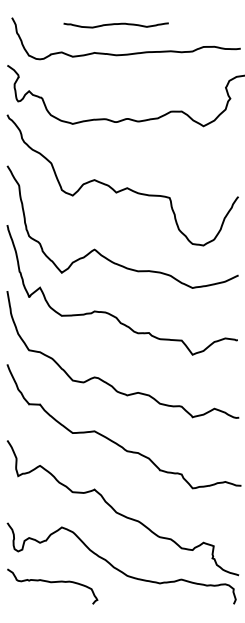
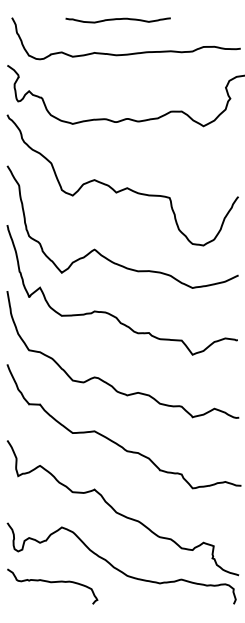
curve position: (115, 24) -> (117, 19) (117, 19)
